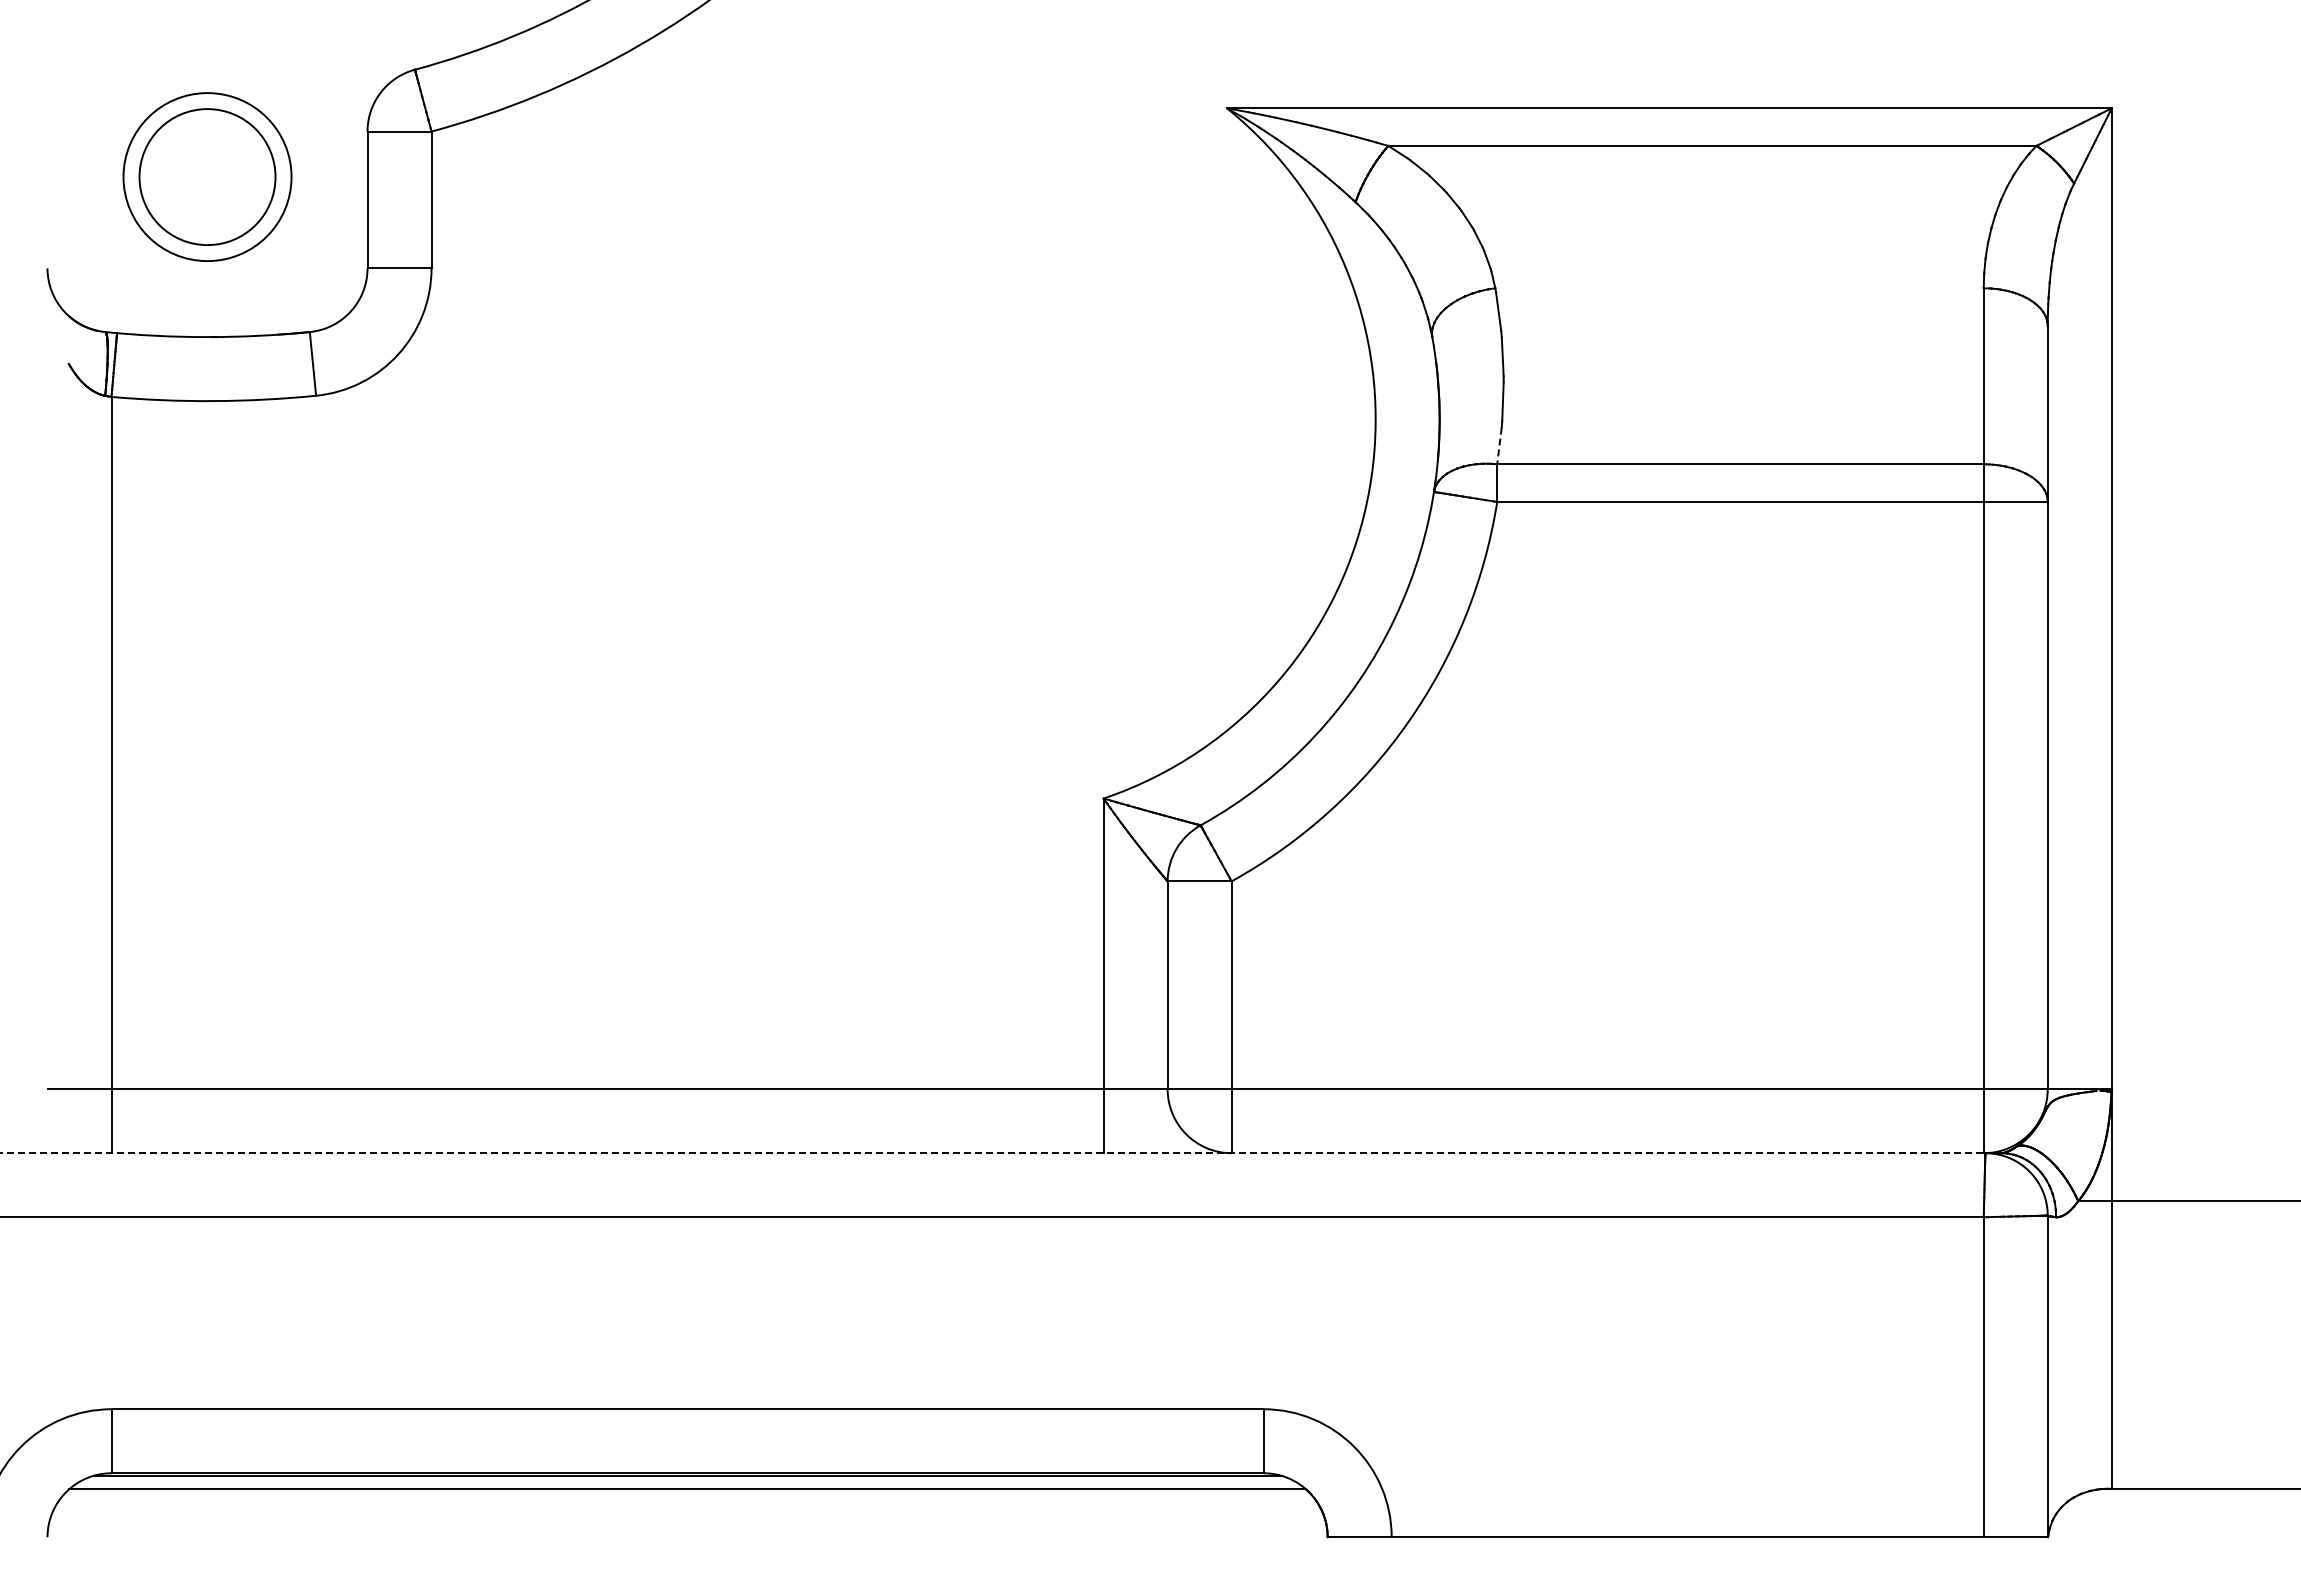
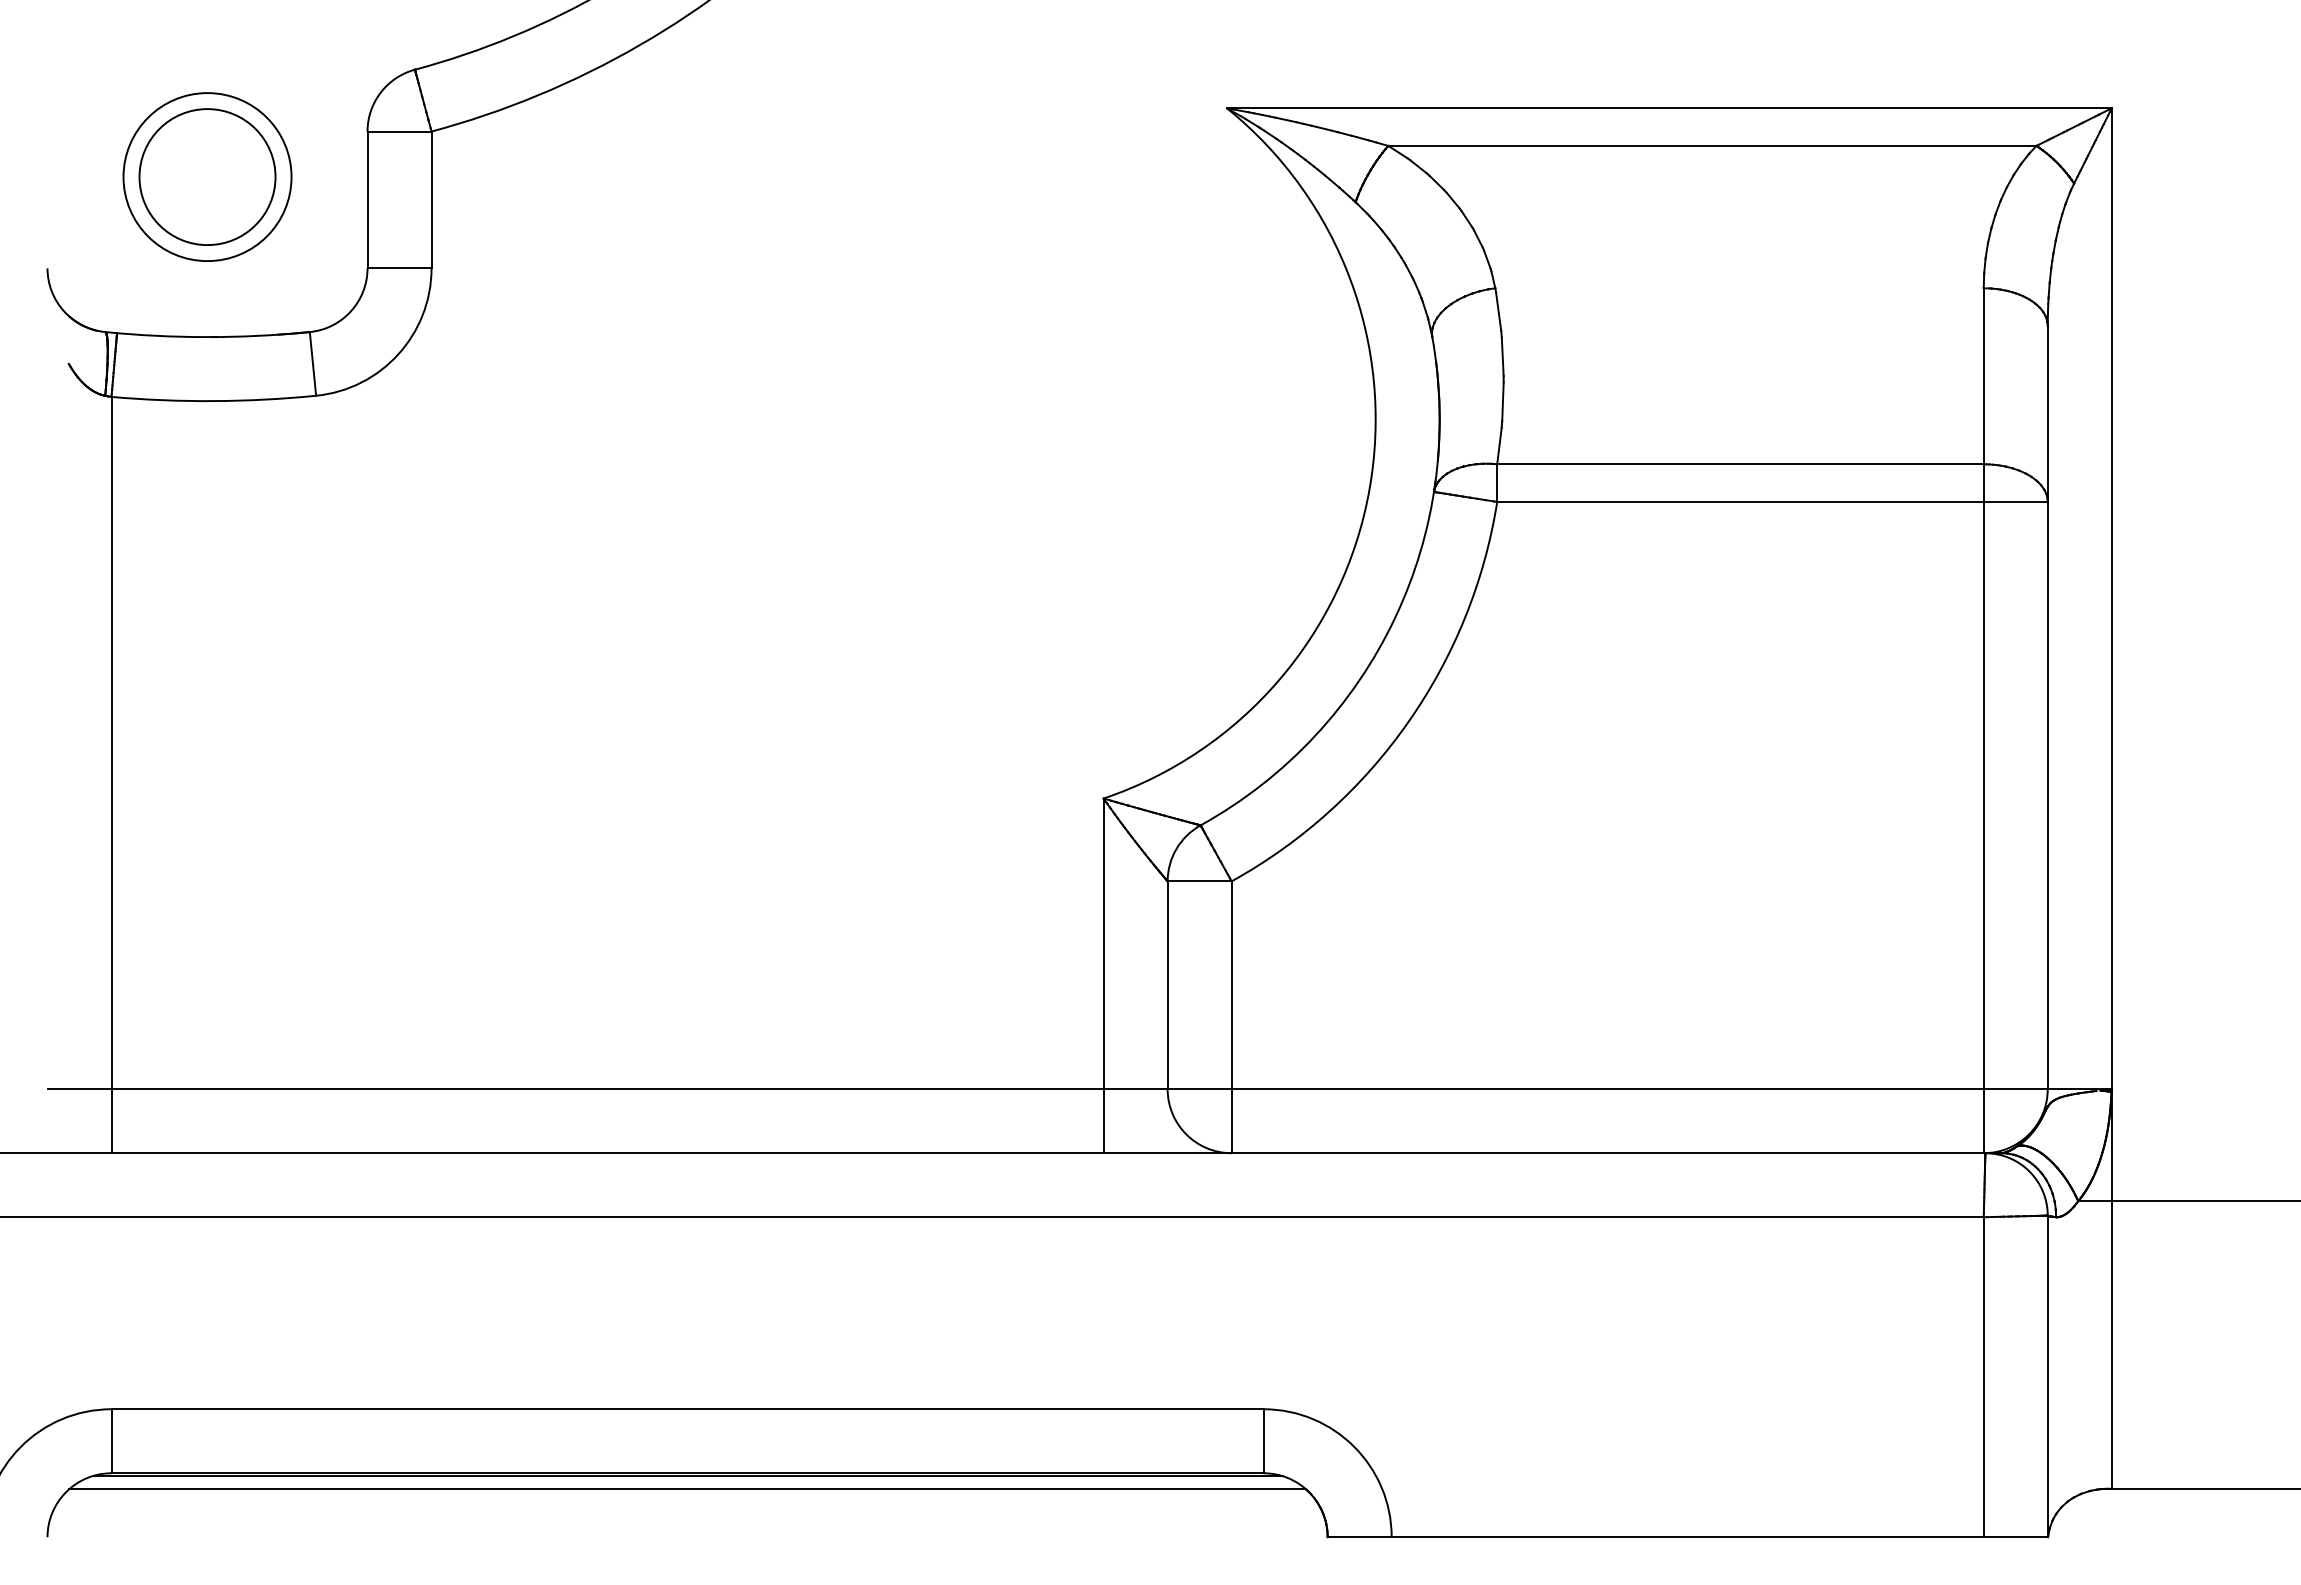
line: dashed -> solid (1499, 446)
line: dashed -> solid (993, 1153)
